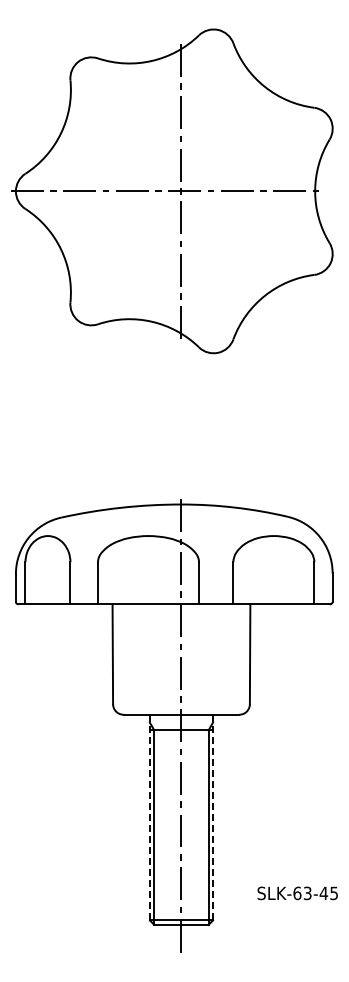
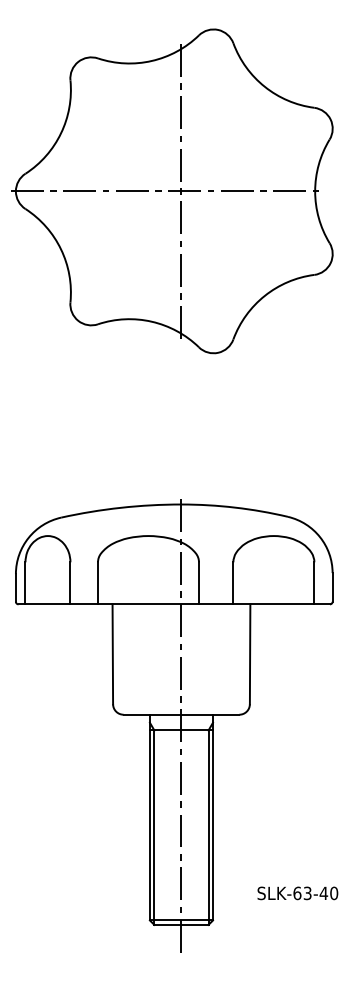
line: dashed -> solid (149, 817)
line: dashed -> solid (213, 817)
text: SLK-63-45 -> SLK-63-40 (334, 893)
